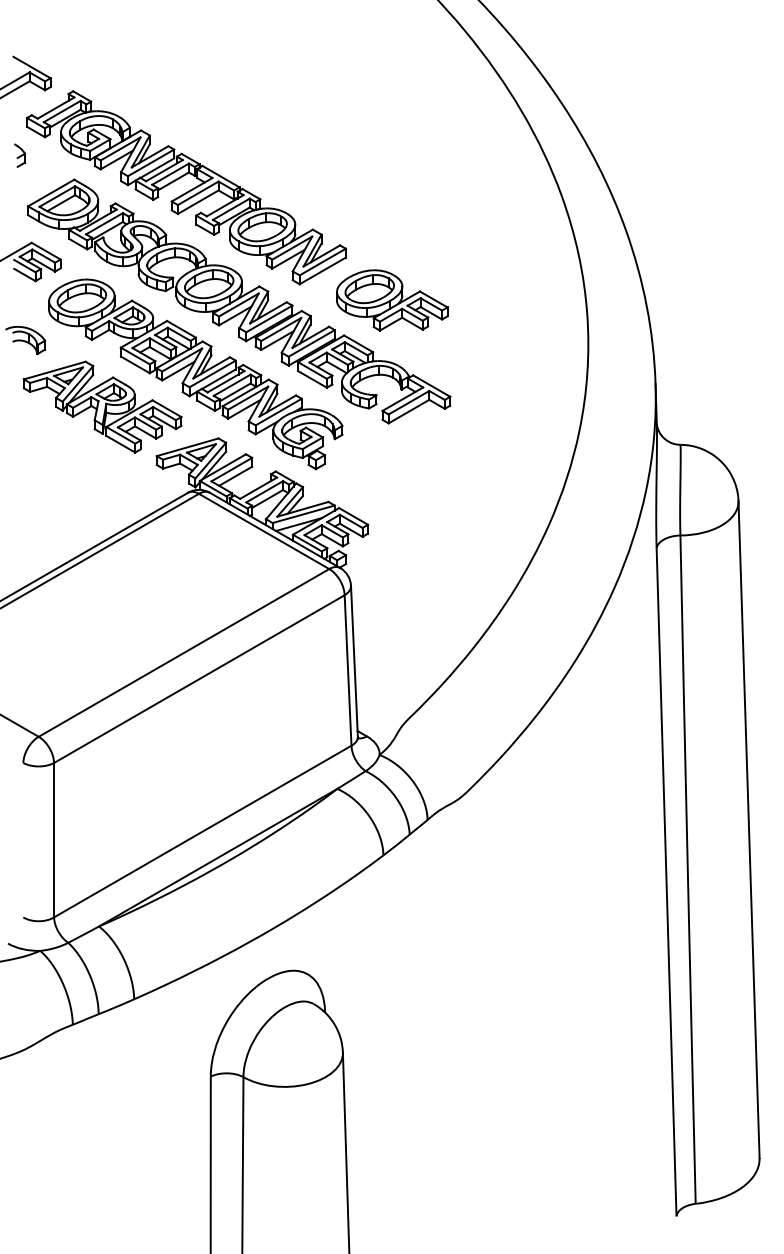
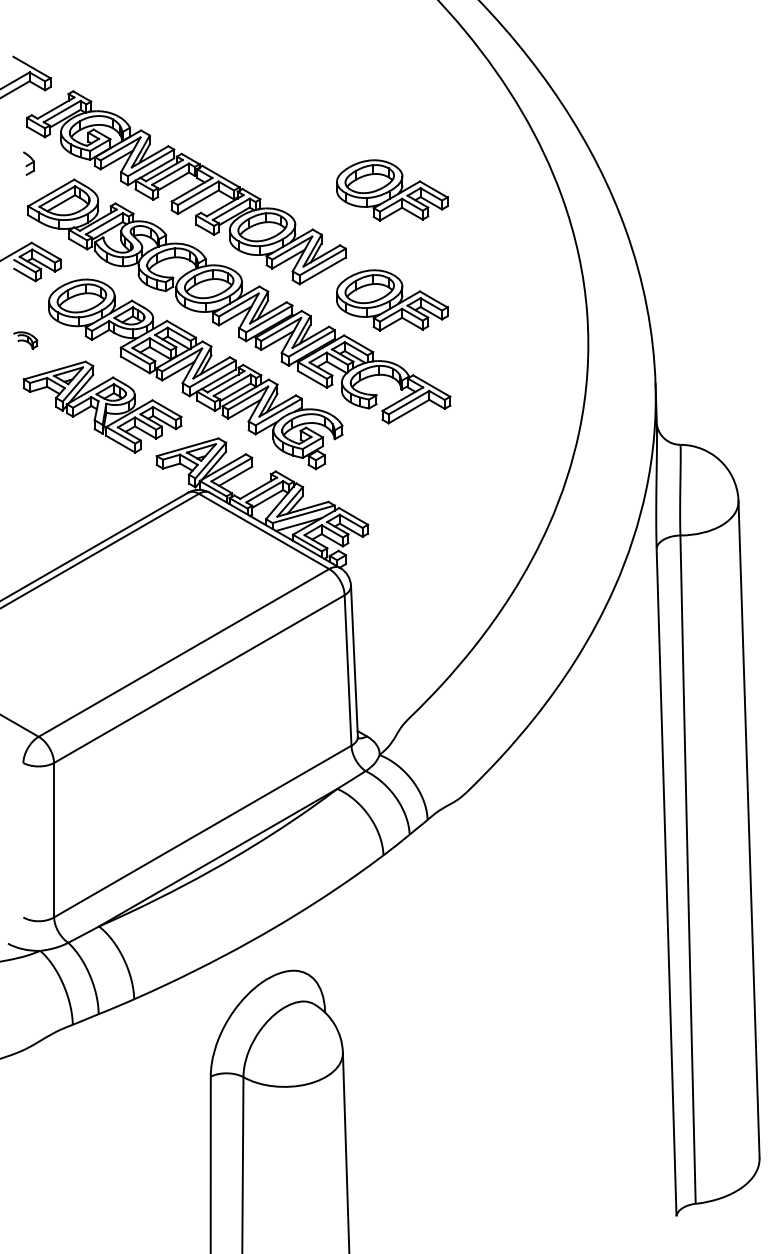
part position: (19, 155) -> (28, 163) (28, 163)
part: none -> present (392, 190)
part size: 41x29 px -> 26x19 px (25, 340)
